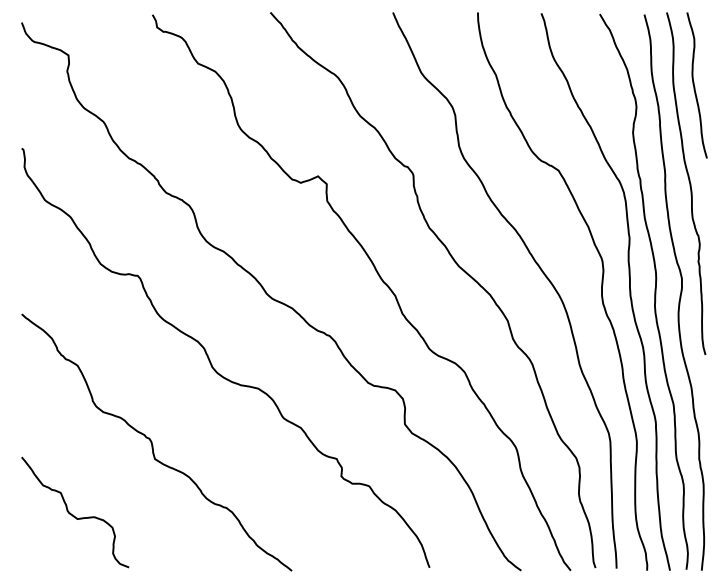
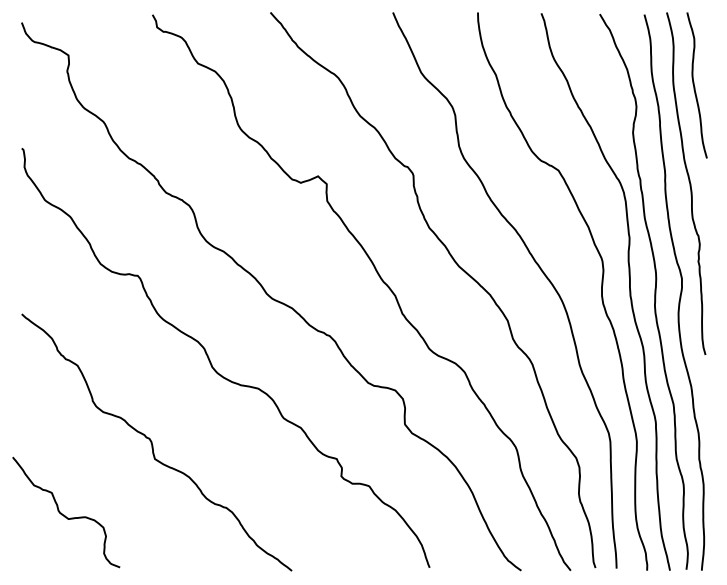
curve position: (74, 515) -> (65, 515) (65, 515)
